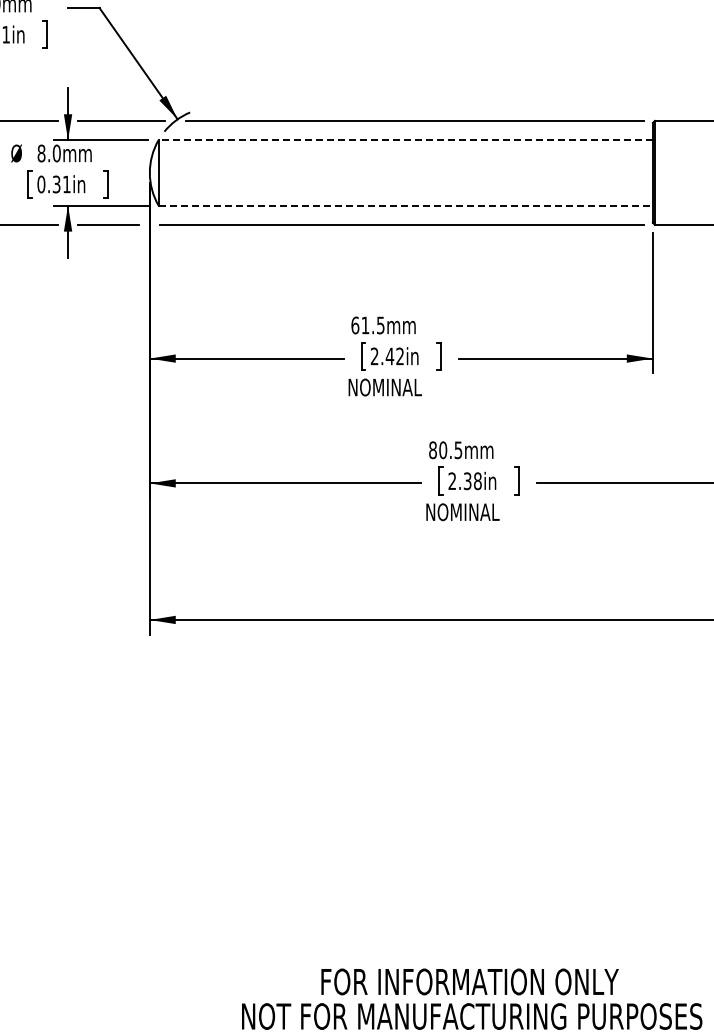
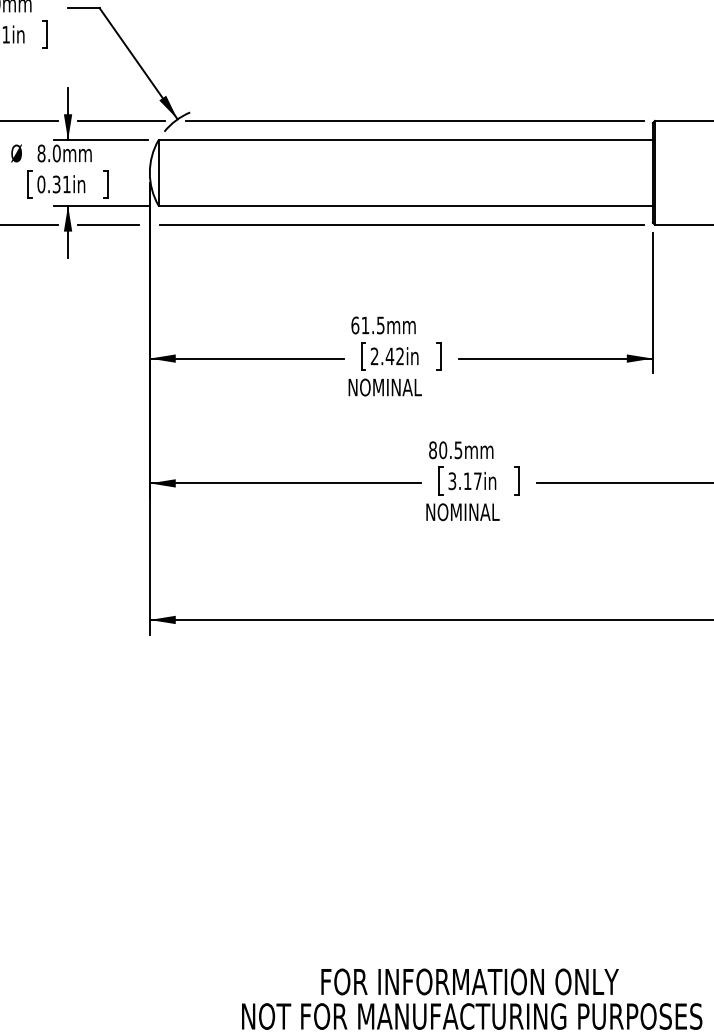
line: dashed -> solid (405, 140)
line: dashed -> solid (406, 205)
text: 2.38in -> 3.17in (464, 481)
